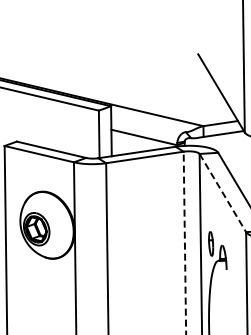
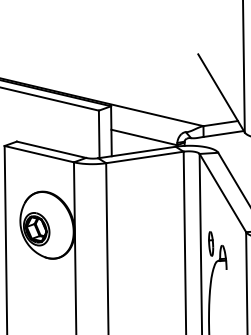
line: dashed -> solid (223, 193)
line: dashed -> solid (184, 242)
